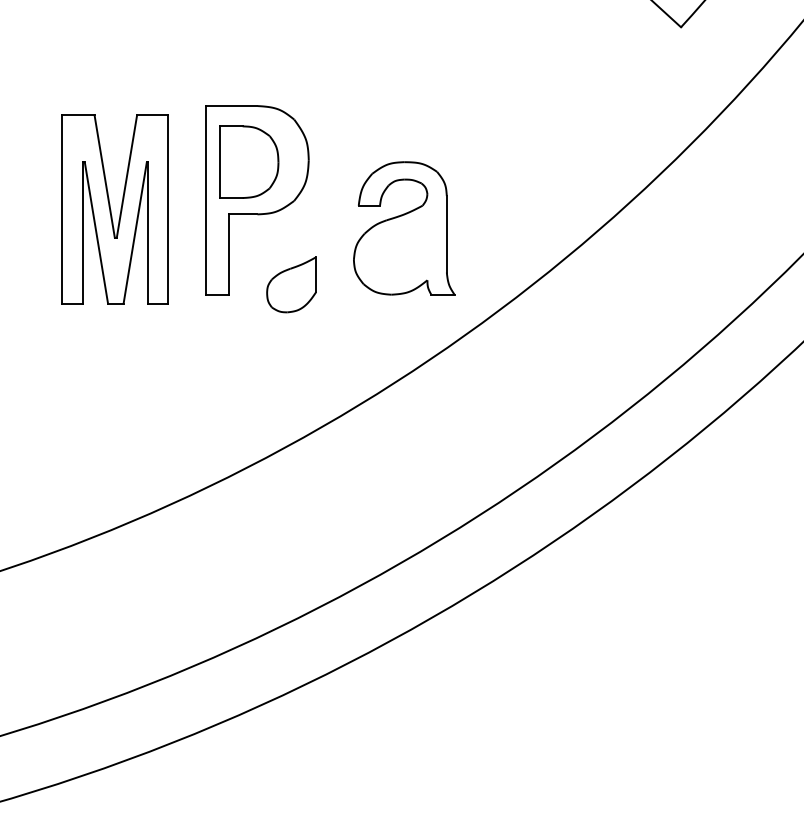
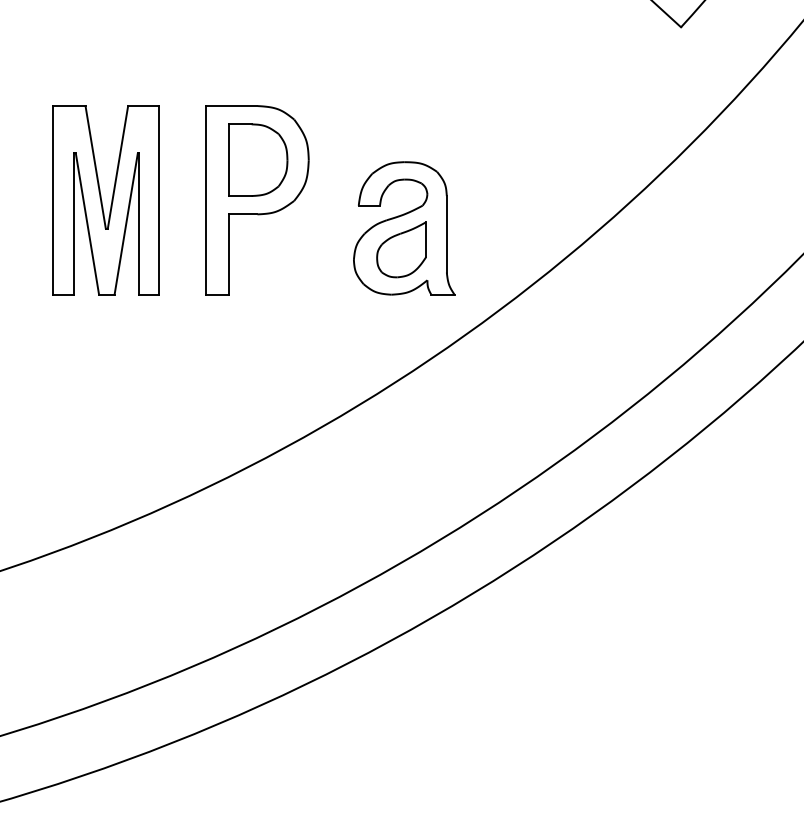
part position: (249, 161) -> (258, 159) (258, 159)
part position: (114, 209) -> (105, 200) (105, 200)
part position: (291, 284) -> (401, 249) (401, 249)
